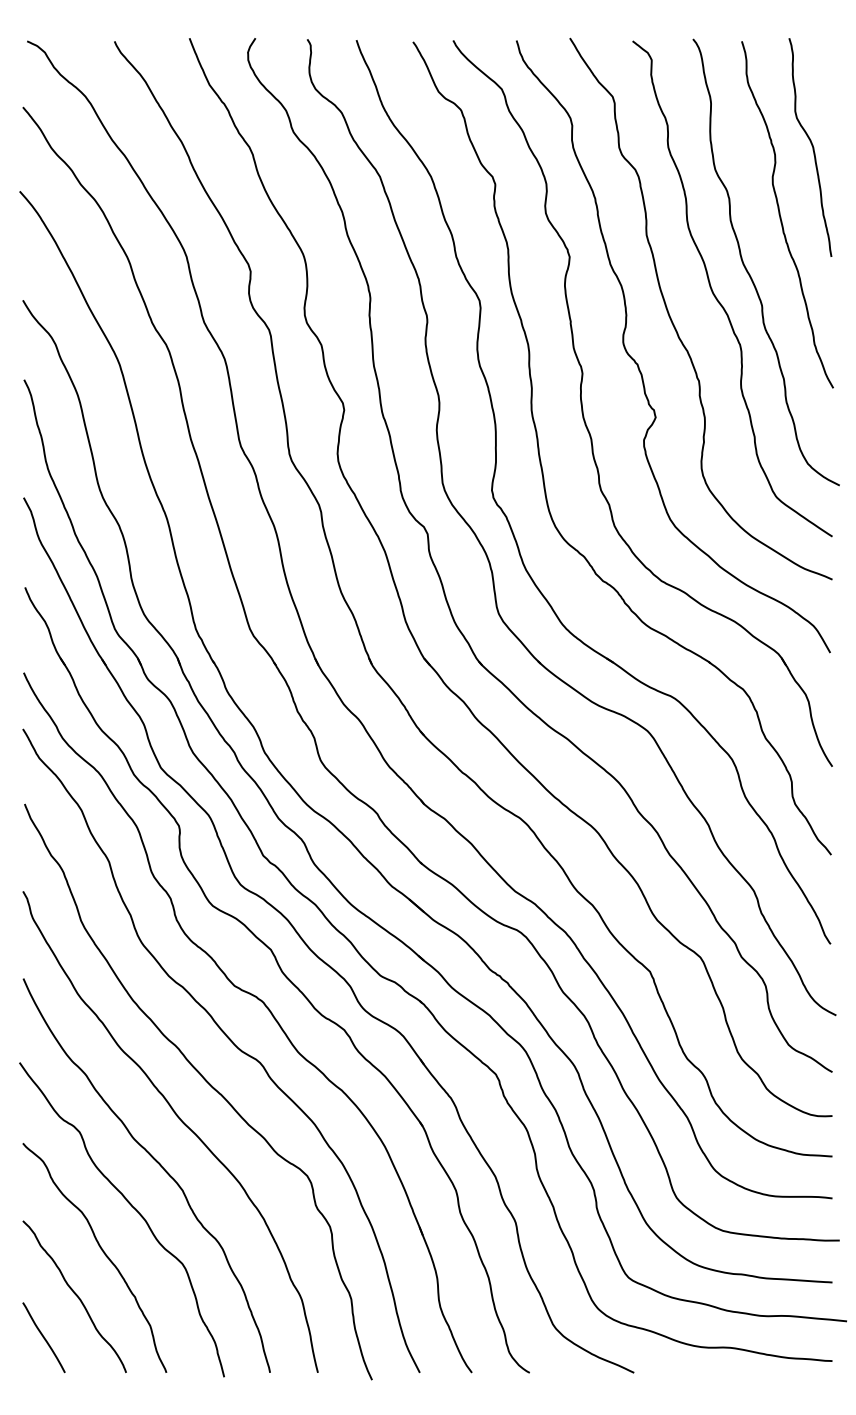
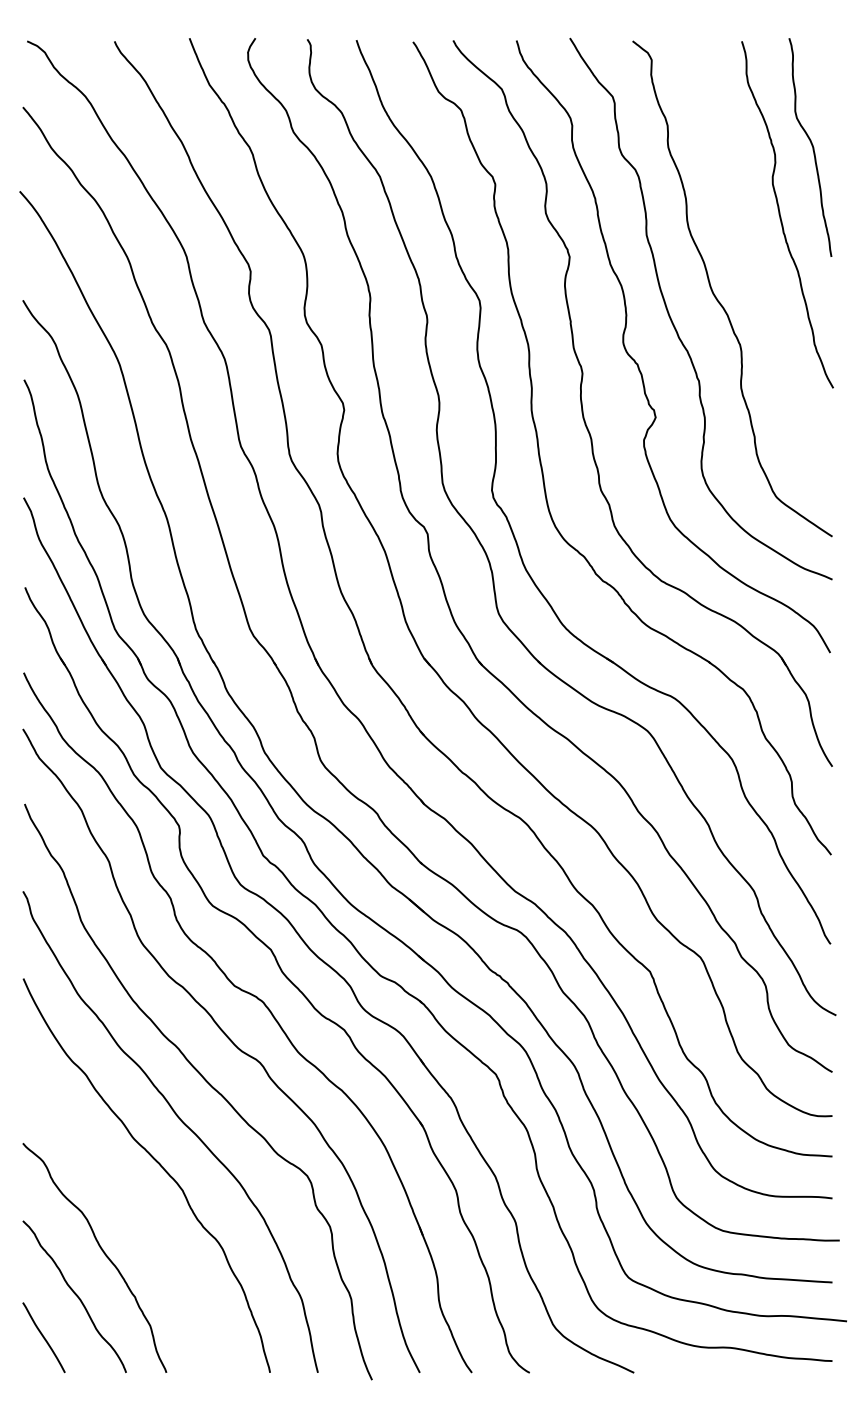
curve: present -> none (750, 274)
curve: present -> none (132, 1207)
